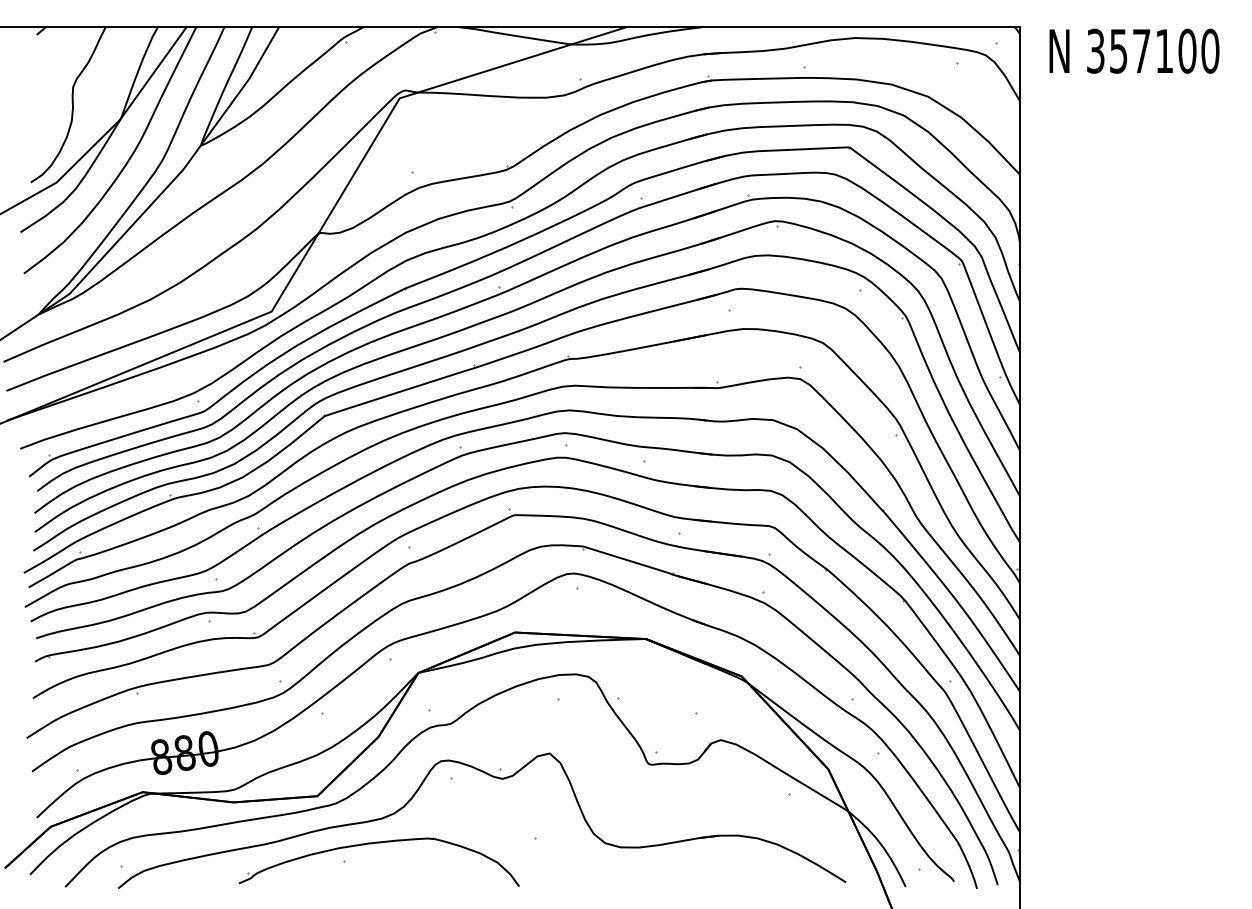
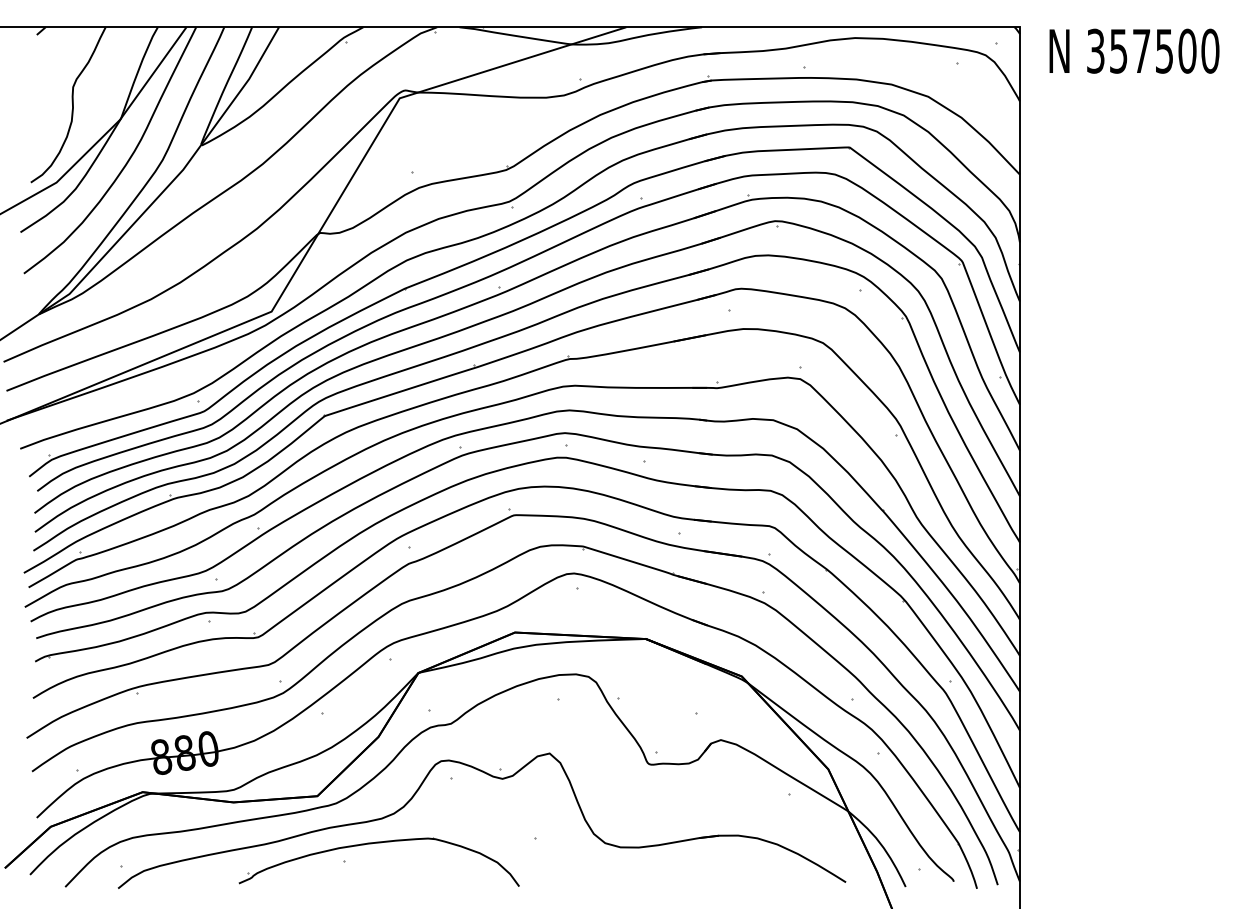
text: 357100 -> 357500 (1164, 51)
